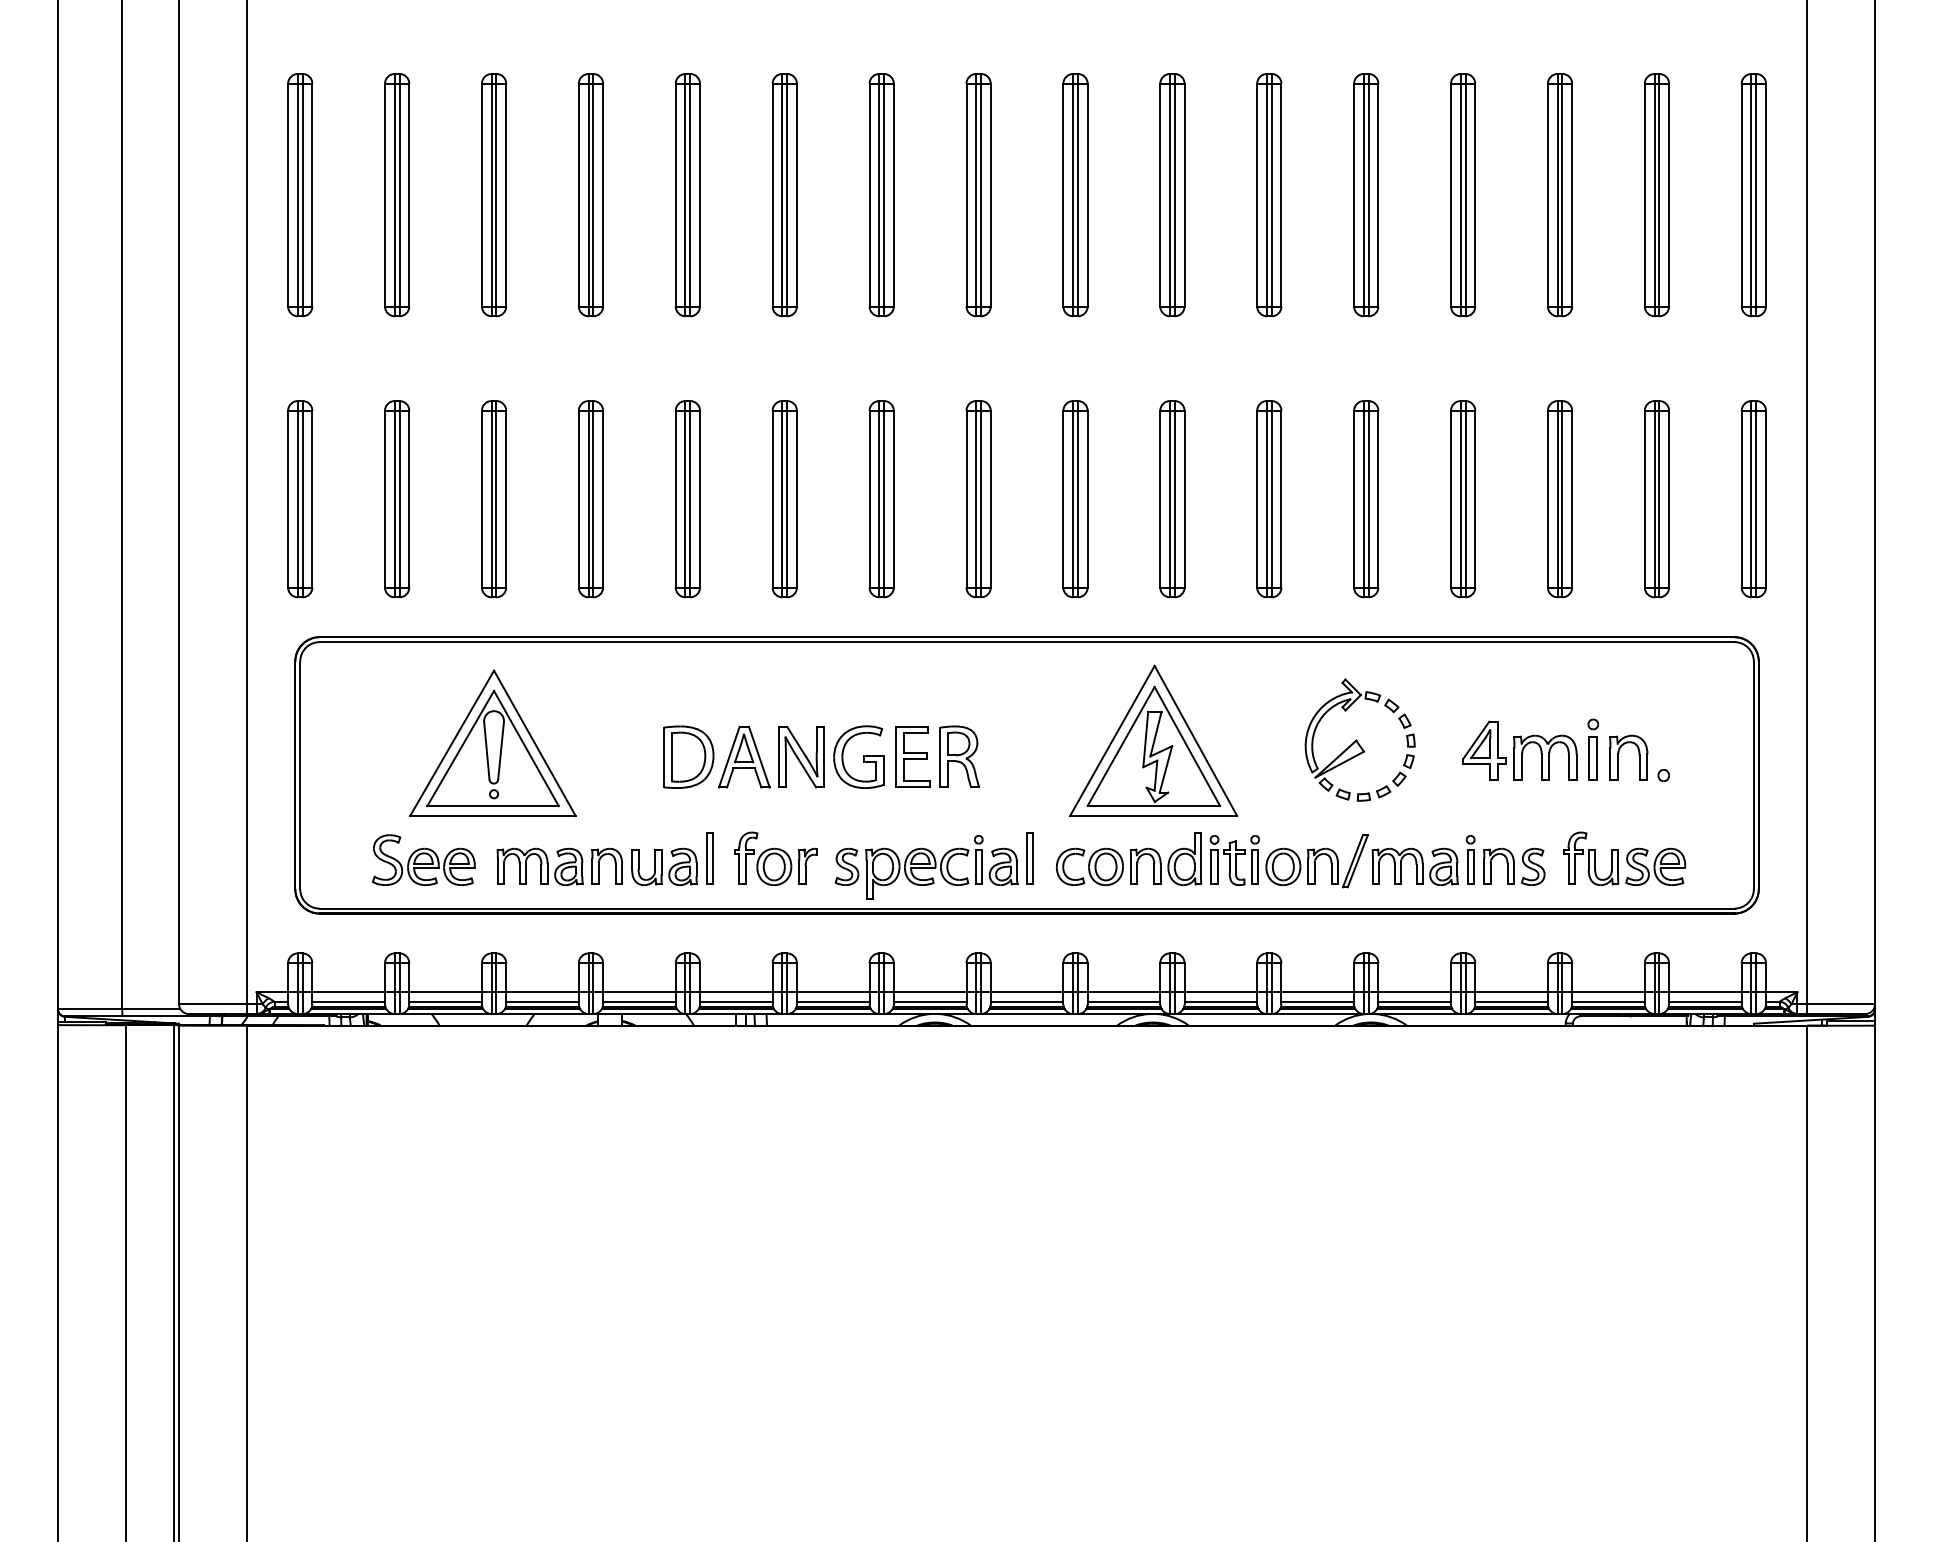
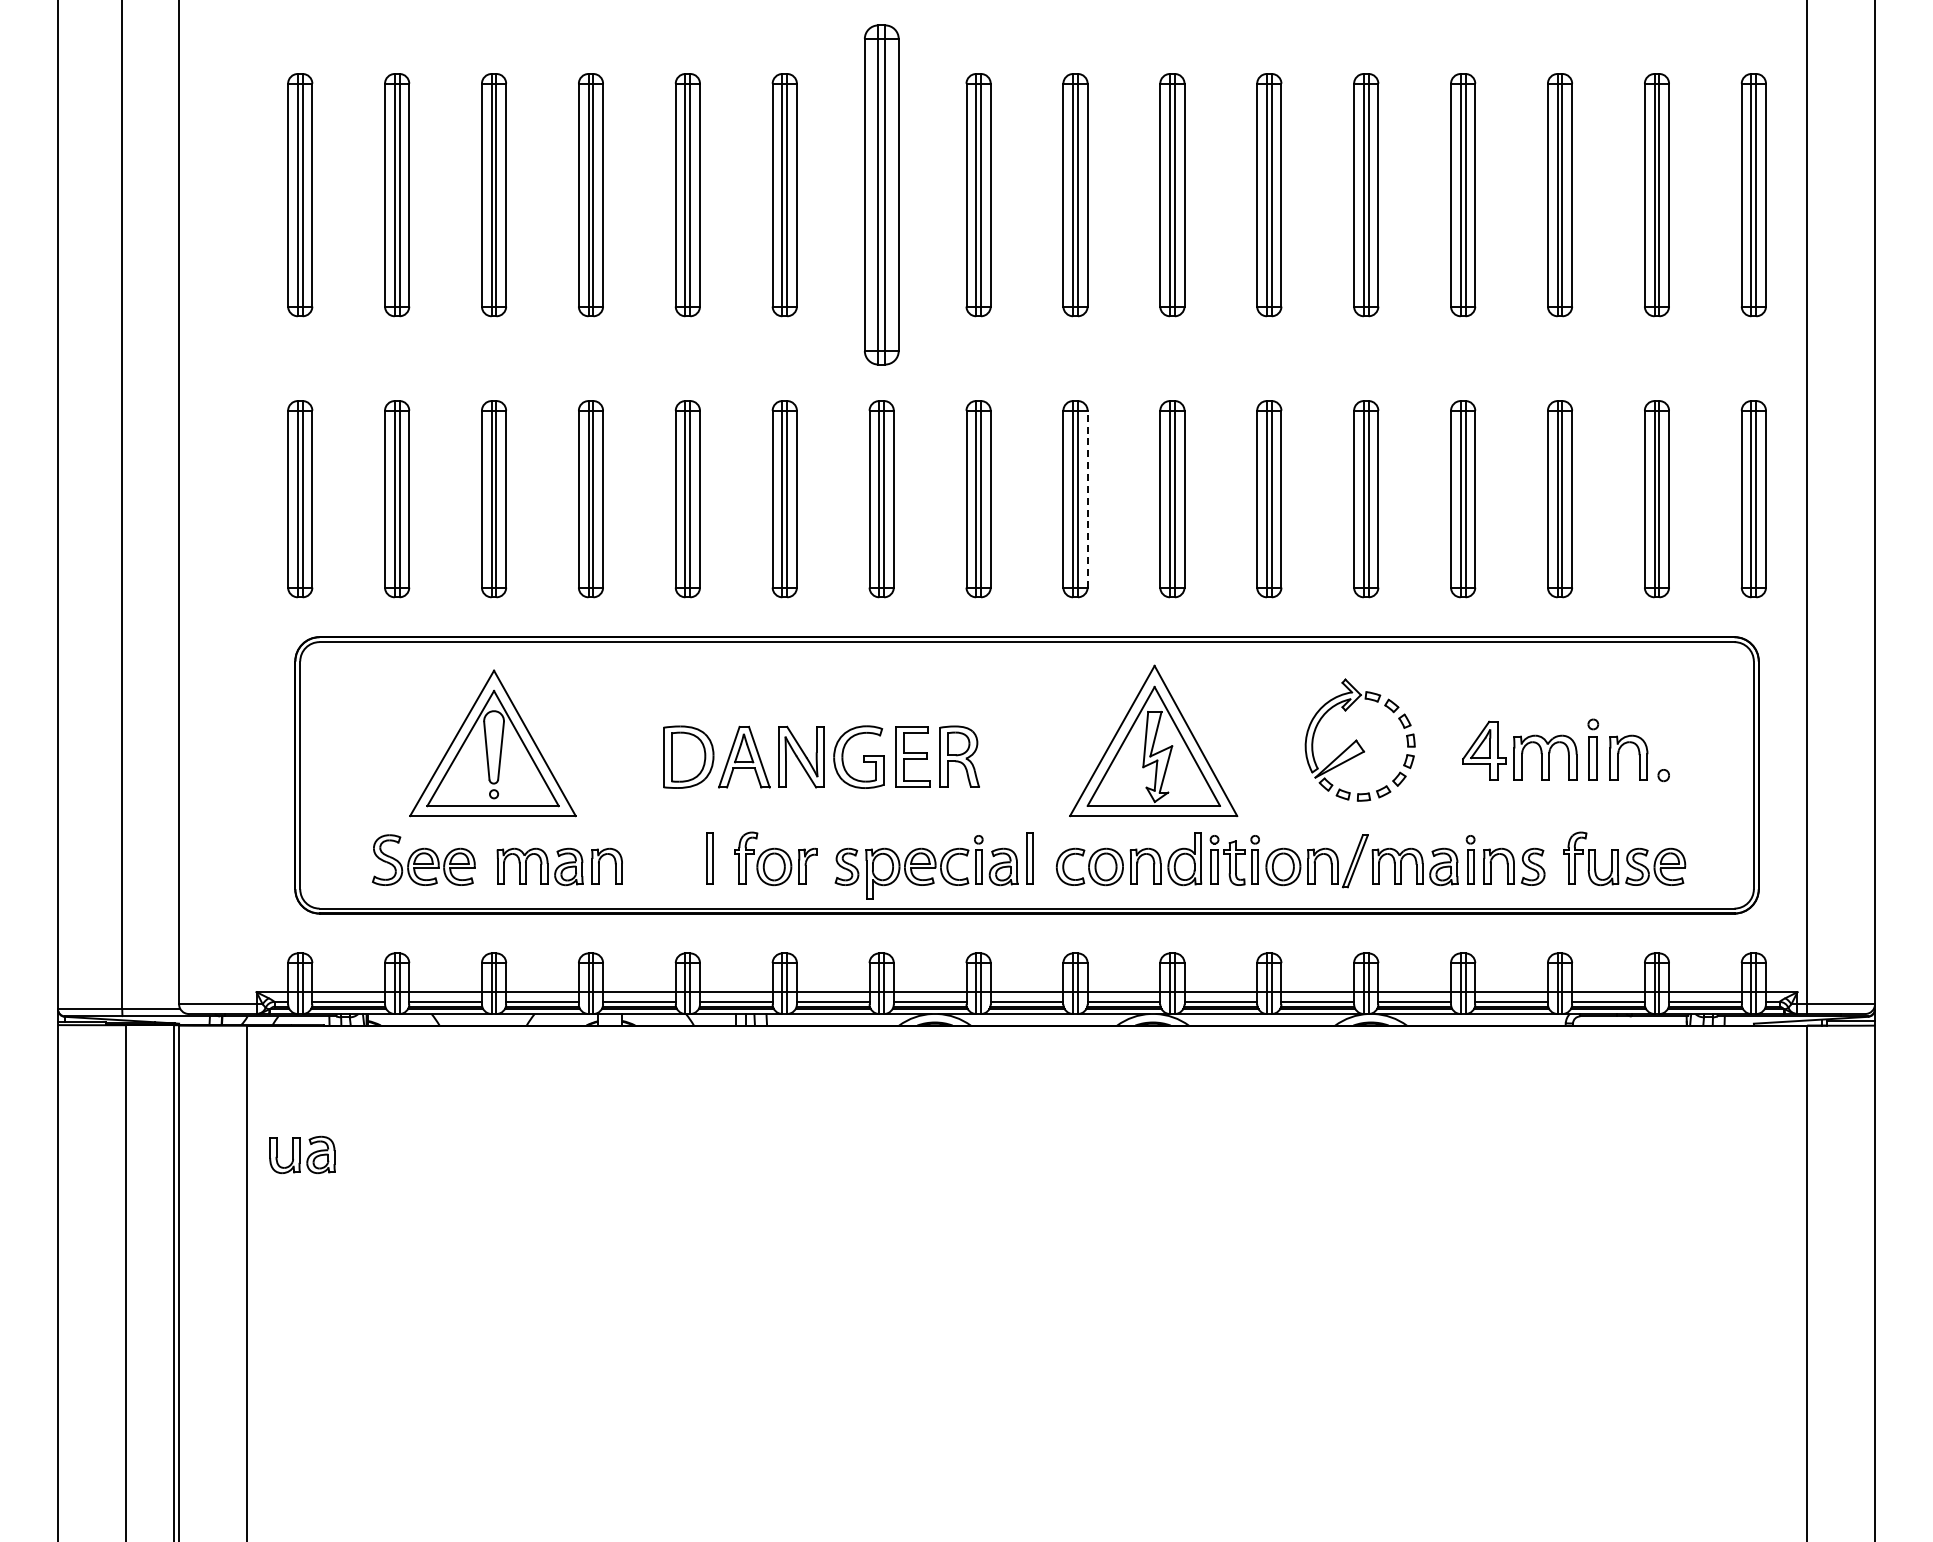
part size: 27x245 px -> 36x342 px (881, 194)
line: solid -> dashed (1087, 498)
line: present -> none (246, 508)
part position: (664, 866) -> (302, 1154) (302, 1154)
